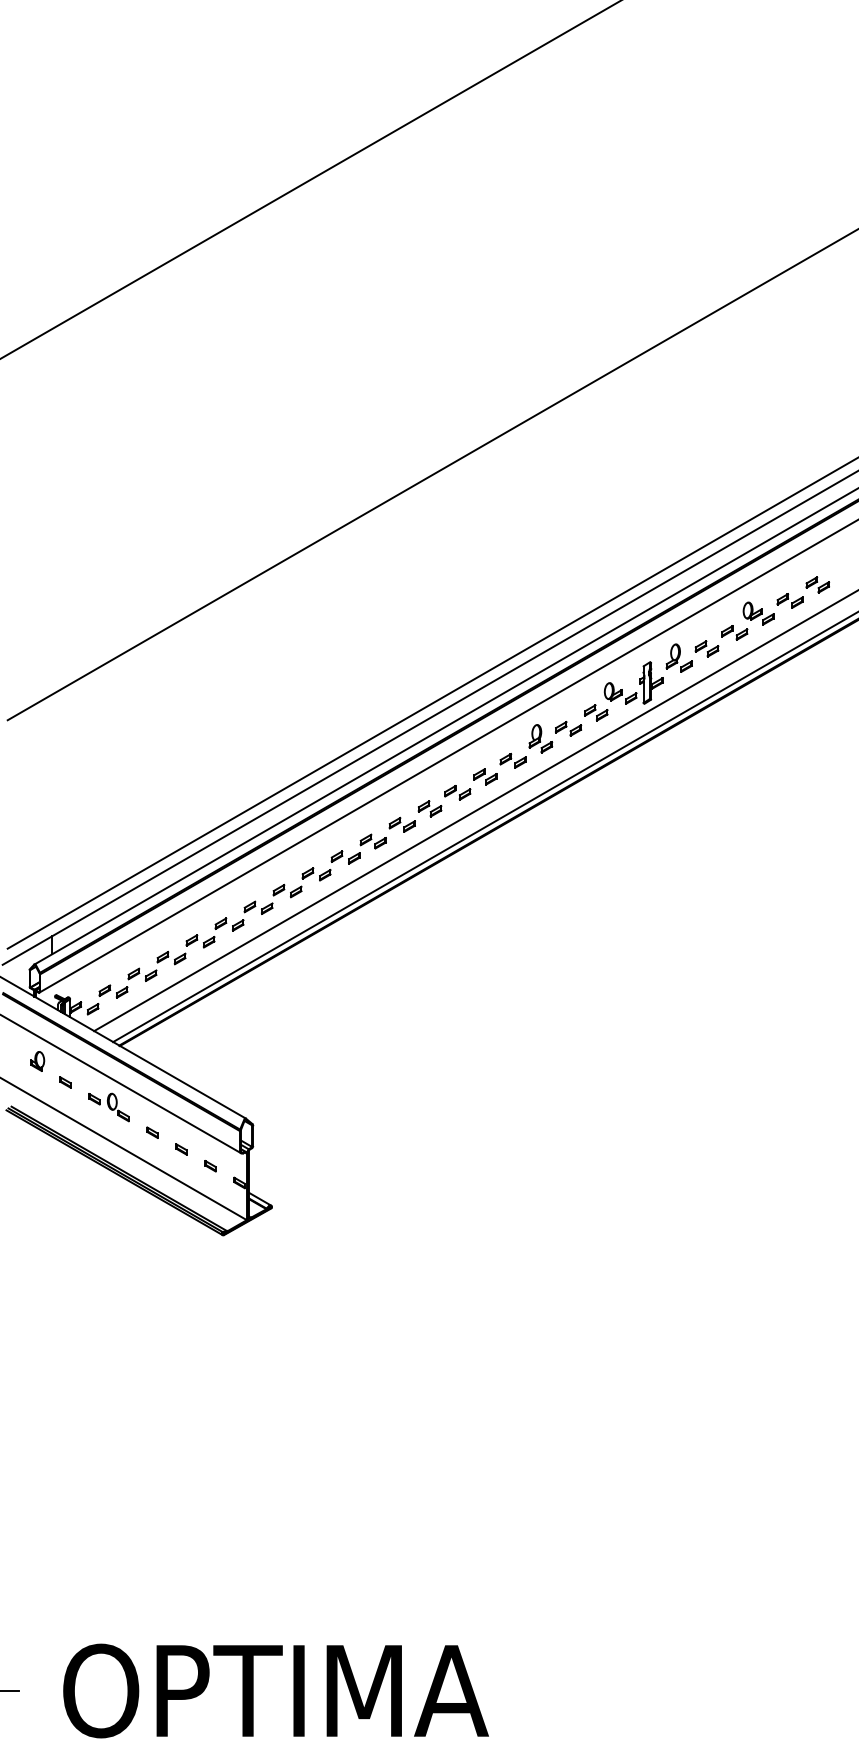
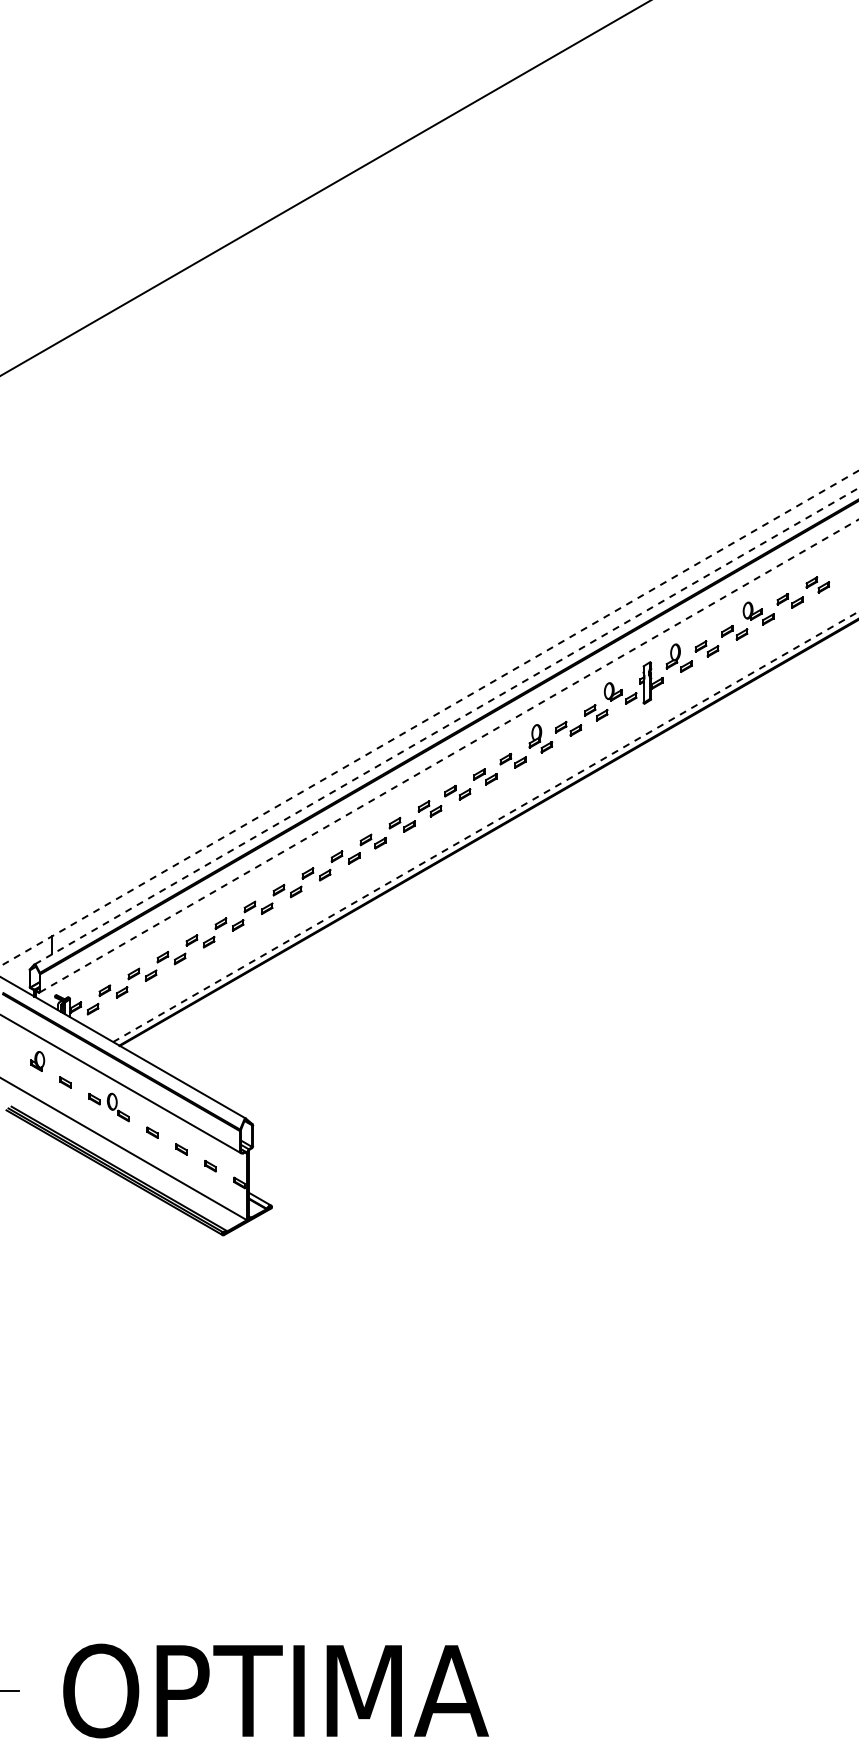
line position: (309, 180) -> (324, 188) (324, 188)
line: present -> none (431, 475)
line: present -> none (431, 703)
line: solid -> dashed (430, 717)
line: solid -> dashed (446, 726)
line: solid -> dashed (449, 755)
line: present -> none (474, 811)
line: solid -> dashed (486, 826)
